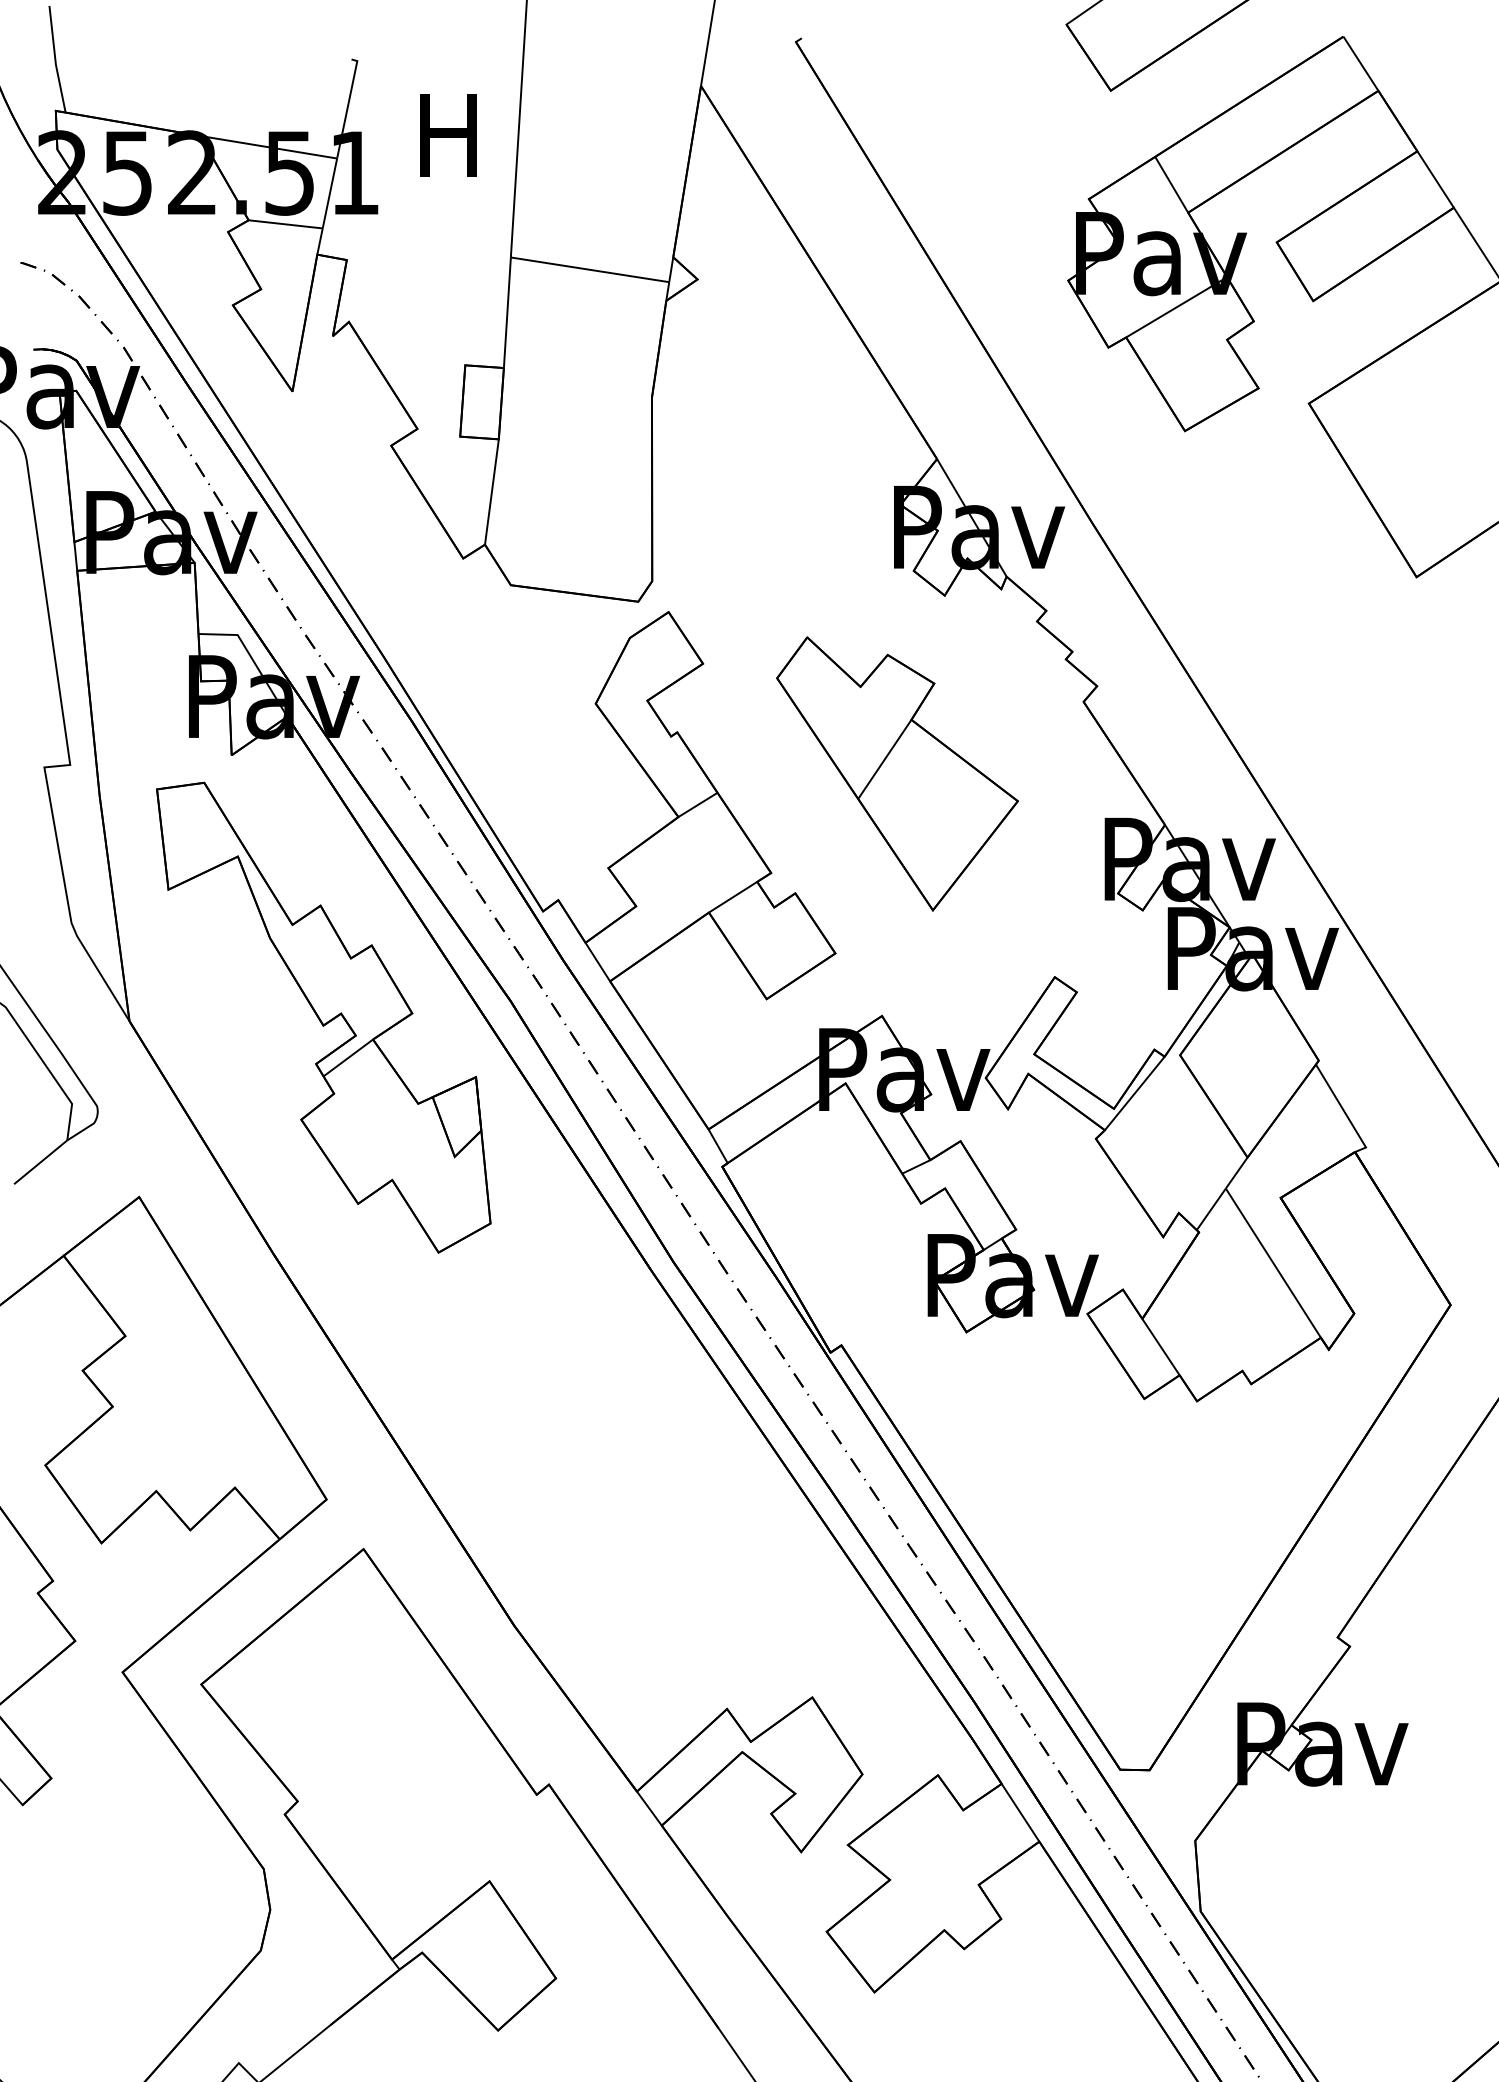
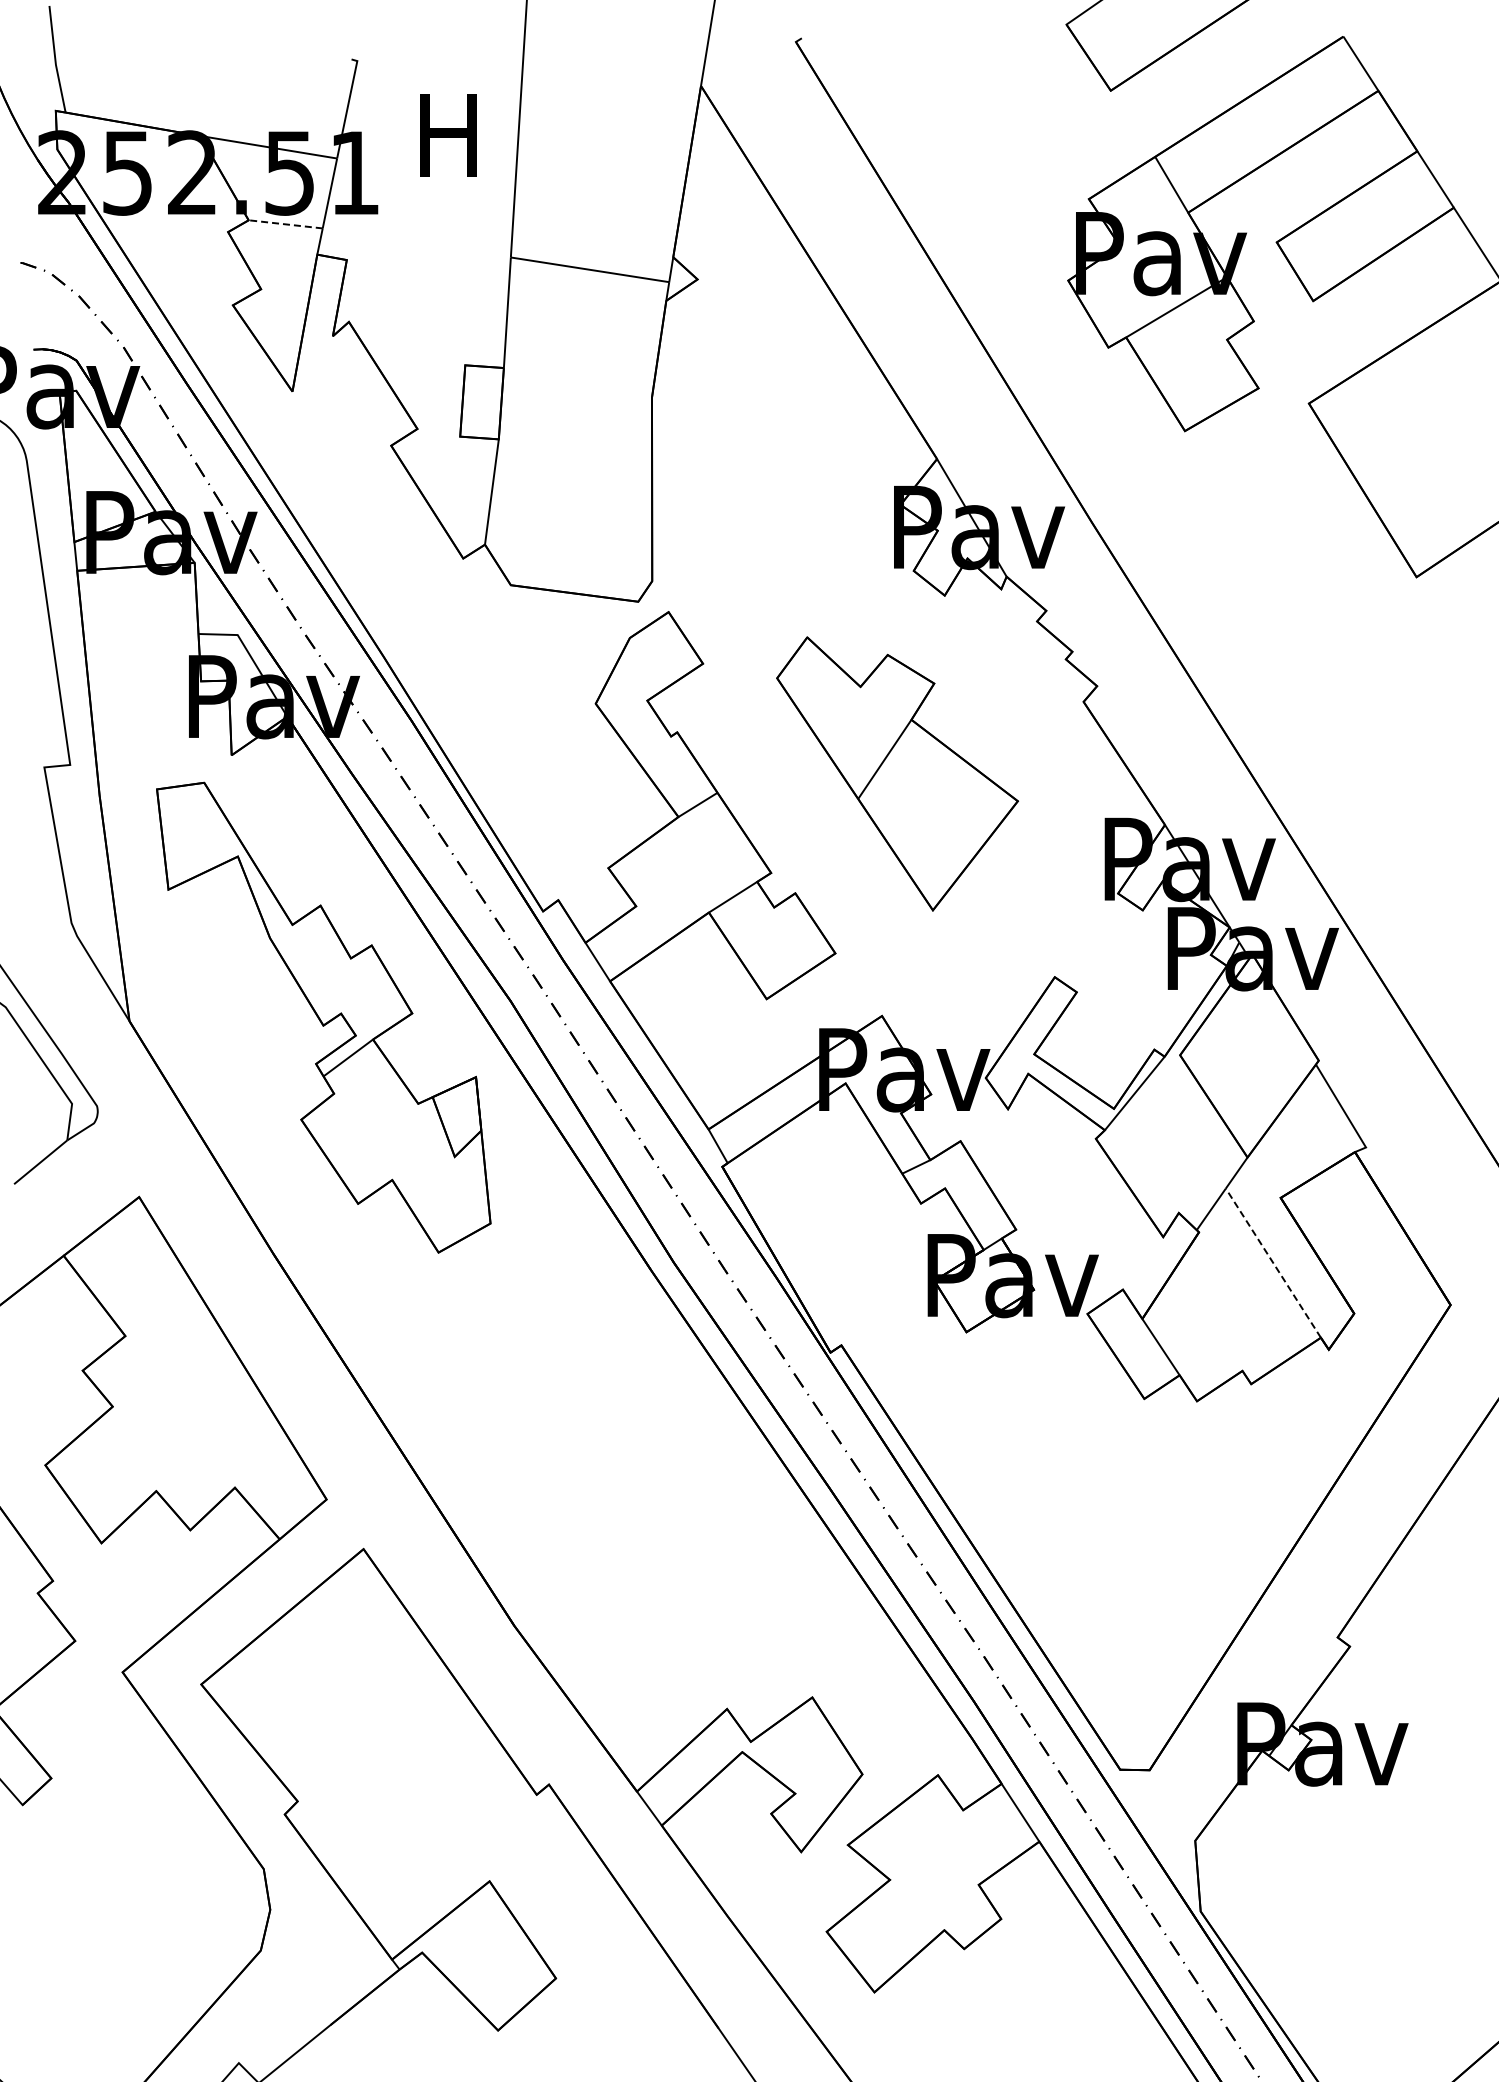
line: solid -> dashed (285, 224)
line: solid -> dashed (1273, 1262)
